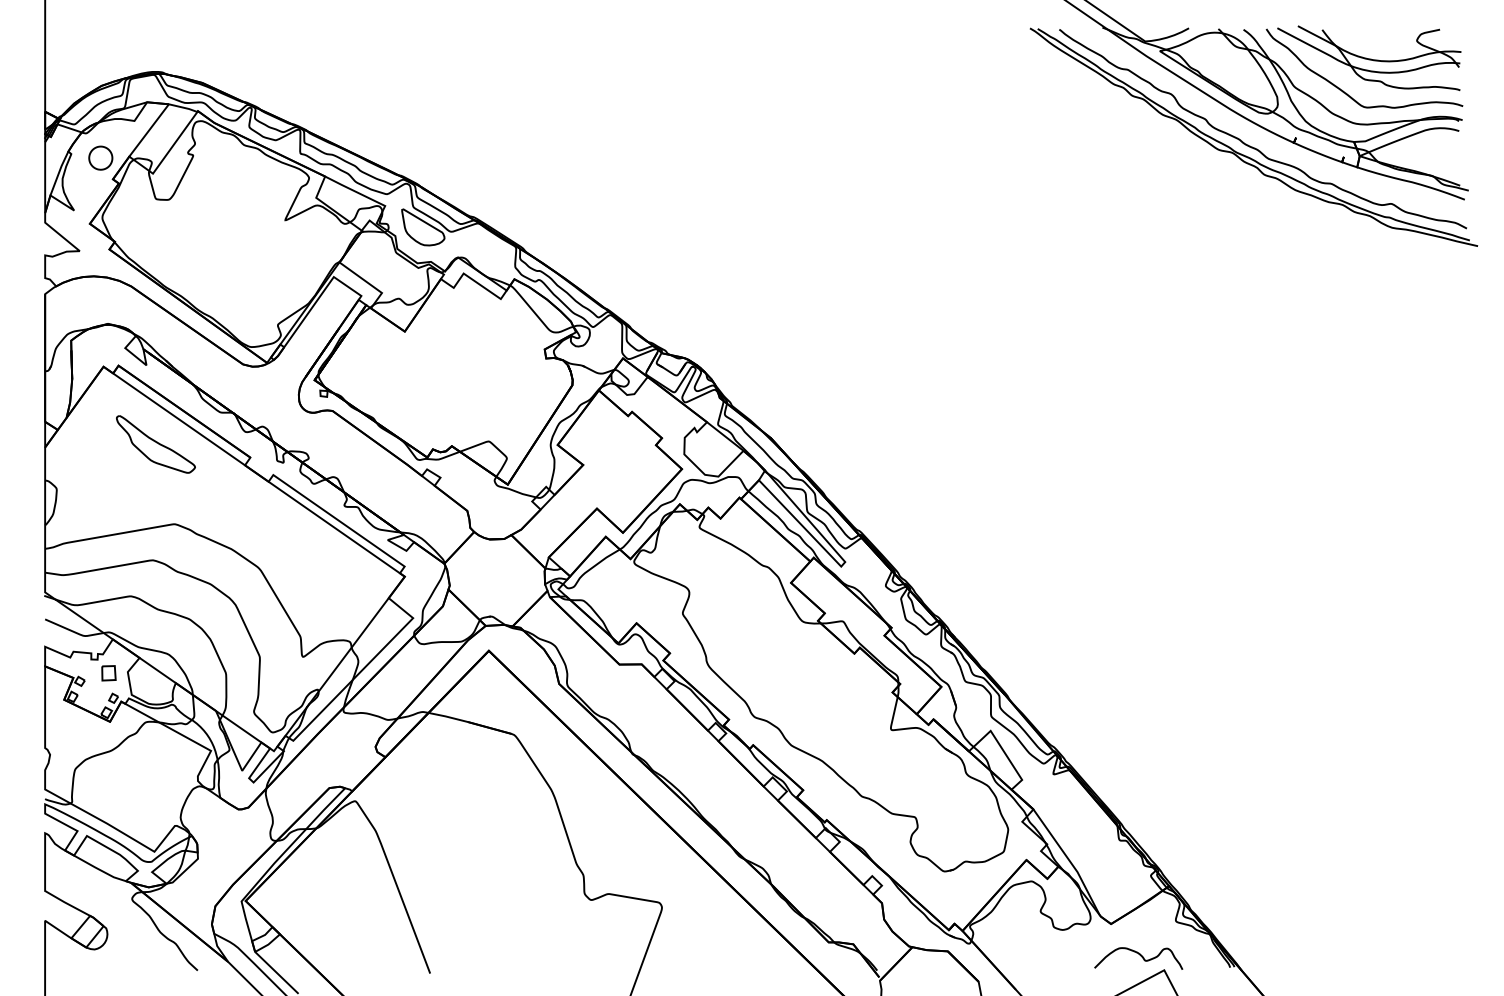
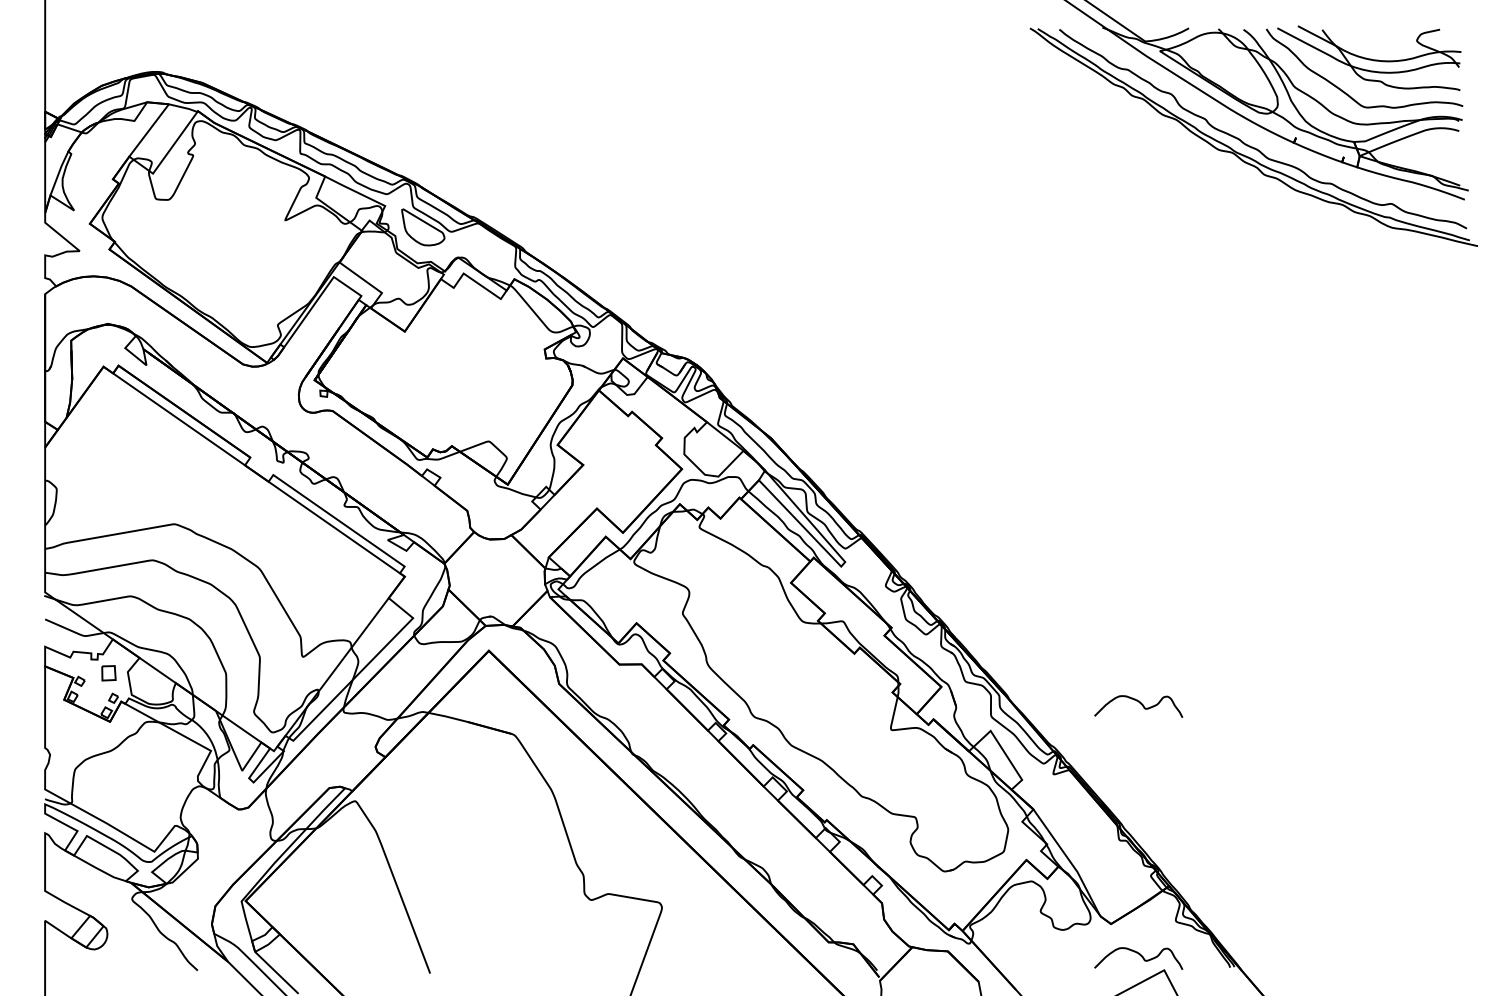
part: present -> none (100, 157)
part: present -> none (155, 444)
curve: none -> present (1140, 704)
